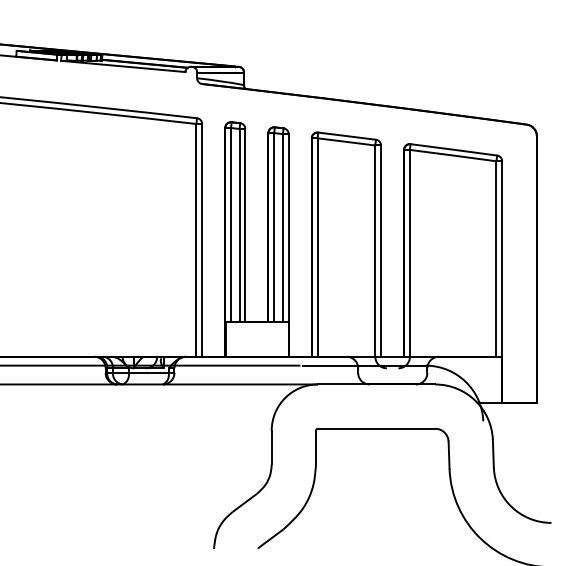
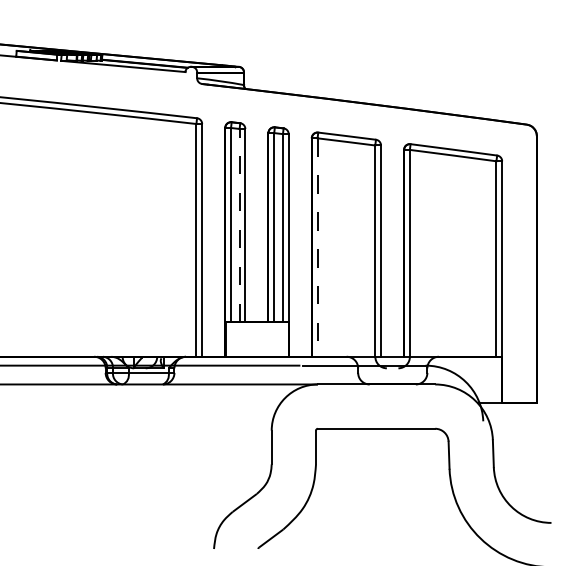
line: solid -> dashed (239, 225)
line: solid -> dashed (317, 248)
